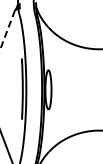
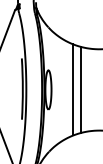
line: dashed -> solid (7, 30)
line: none -> present (73, 89)
line: none -> present (80, 89)
